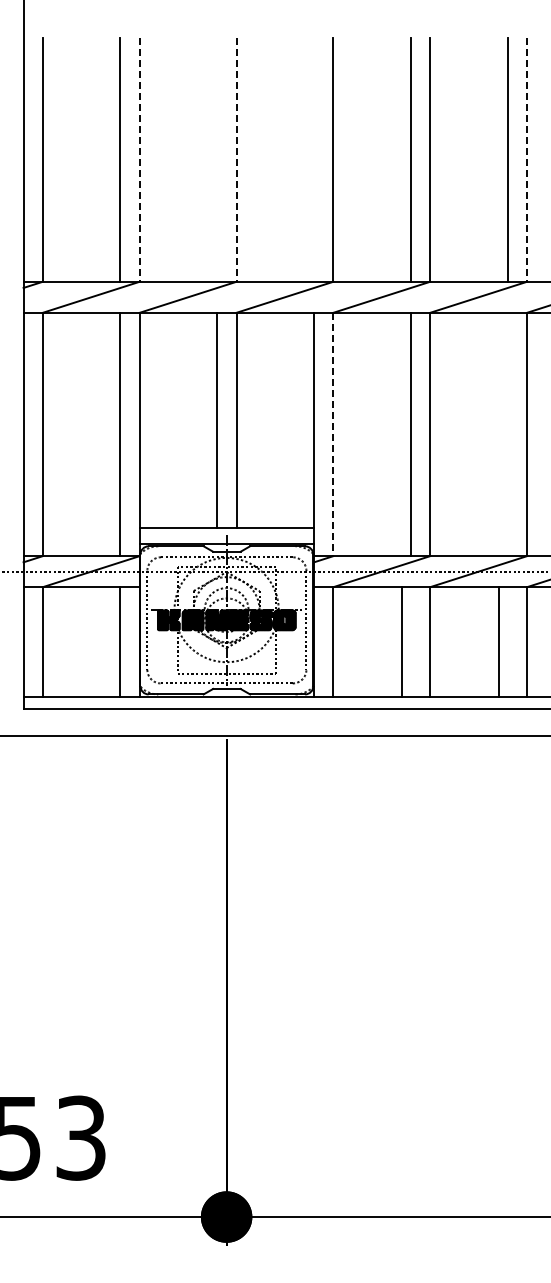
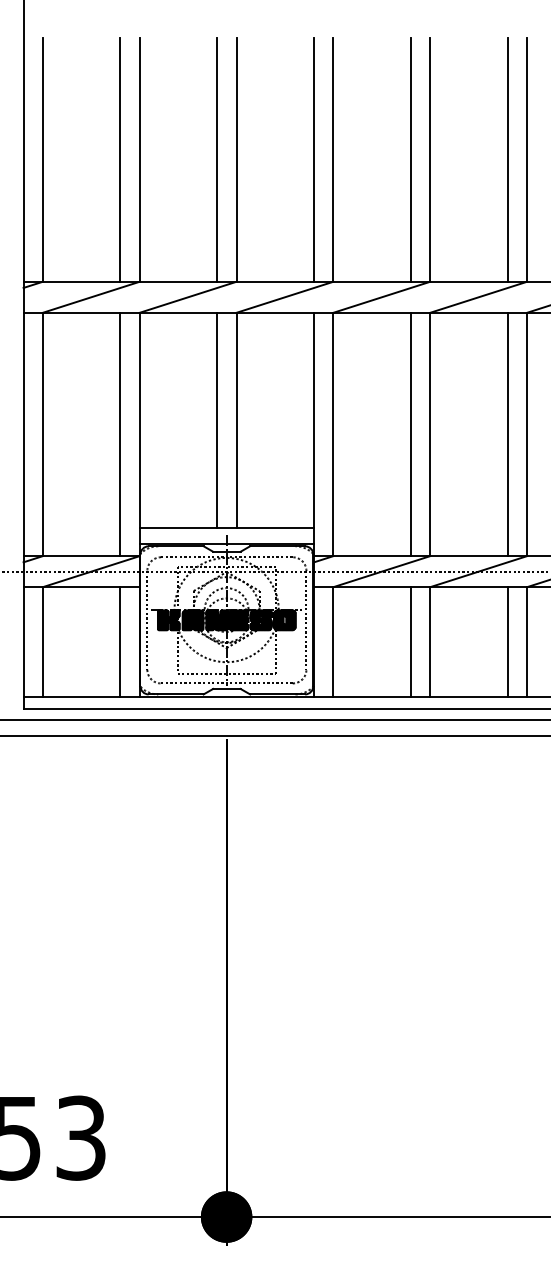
line: none -> present (217, 159)
line: none -> present (314, 159)
line: dashed -> solid (139, 160)
line: dashed -> solid (236, 160)
line: dashed -> solid (527, 160)
line: dashed -> solid (333, 434)
line: none -> present (507, 434)
line position: (401, 641) -> (410, 641) (410, 641)
line position: (498, 641) -> (507, 641) (507, 641)
line: none -> present (274, 719)
